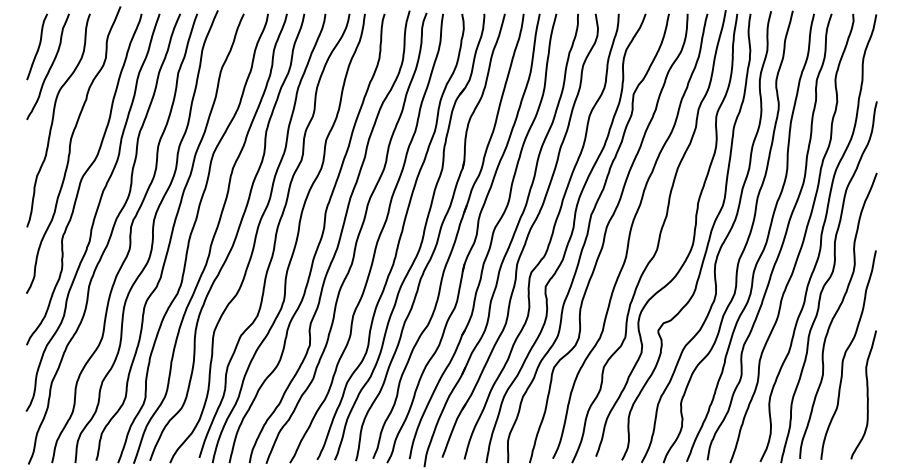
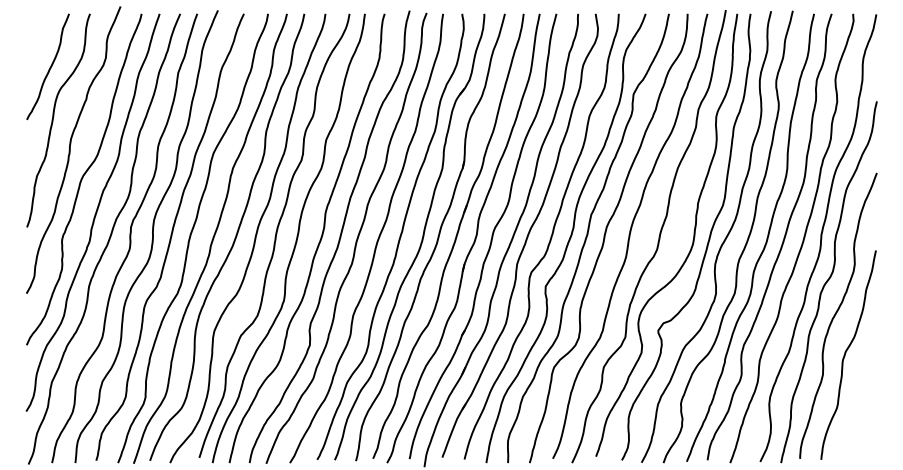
curve: present -> none (38, 46)
curve: present -> none (866, 394)
